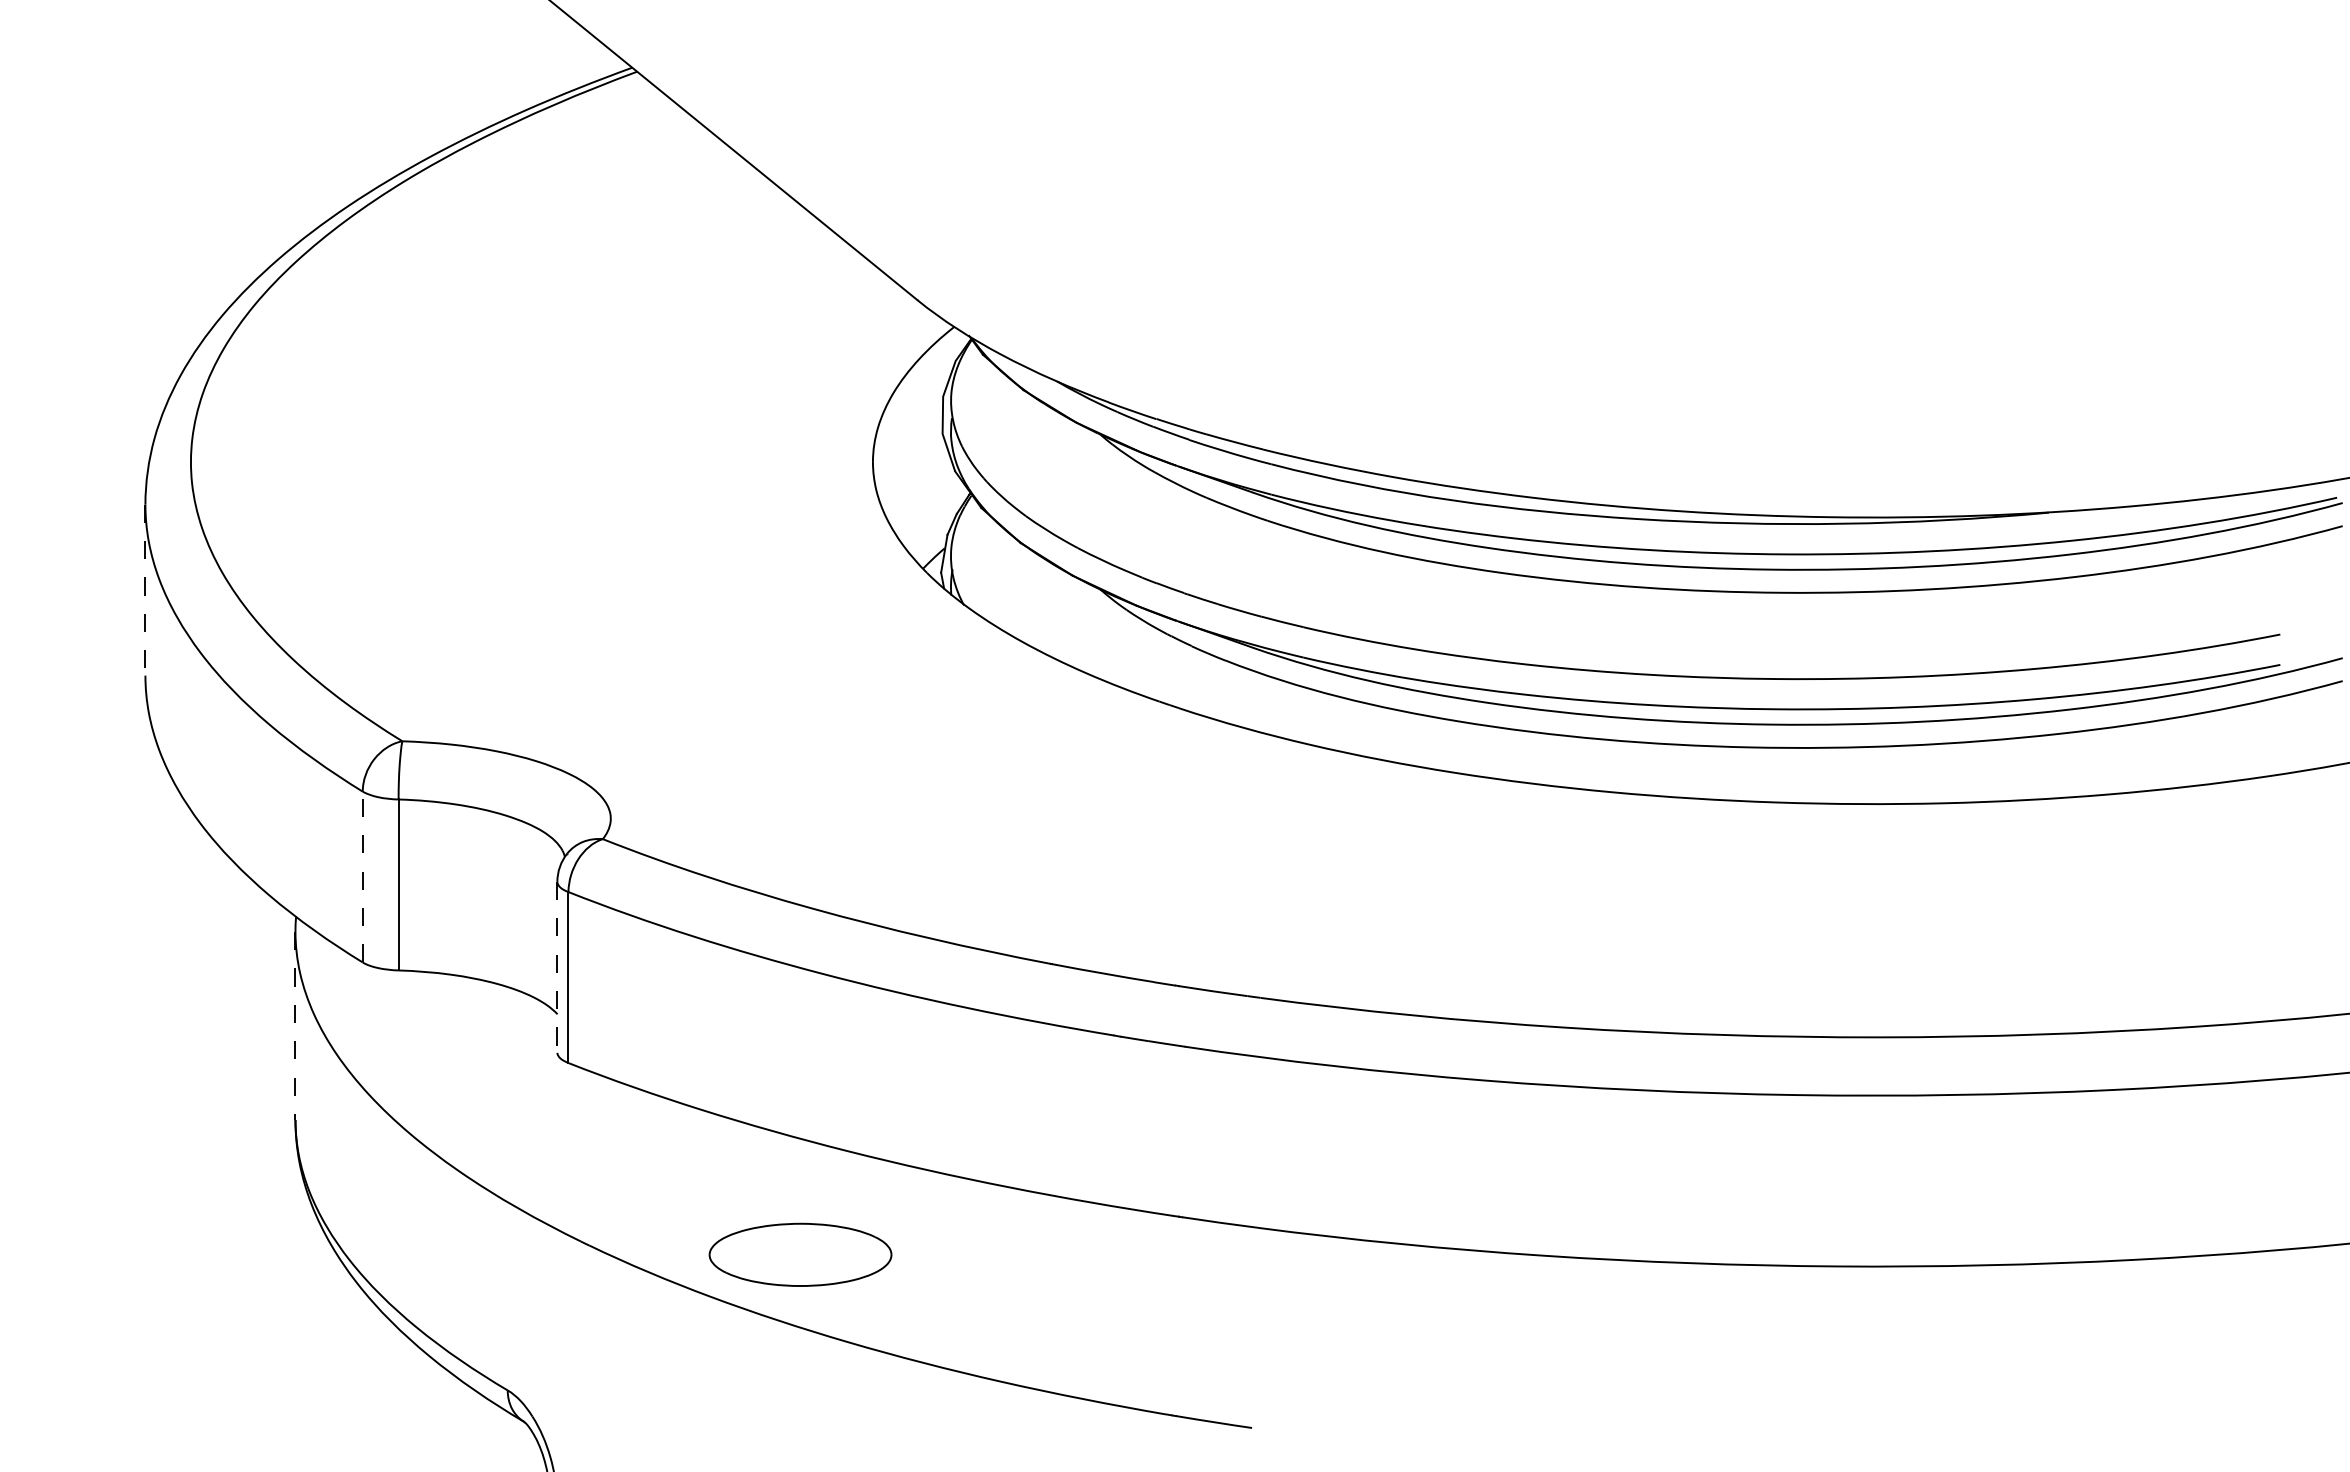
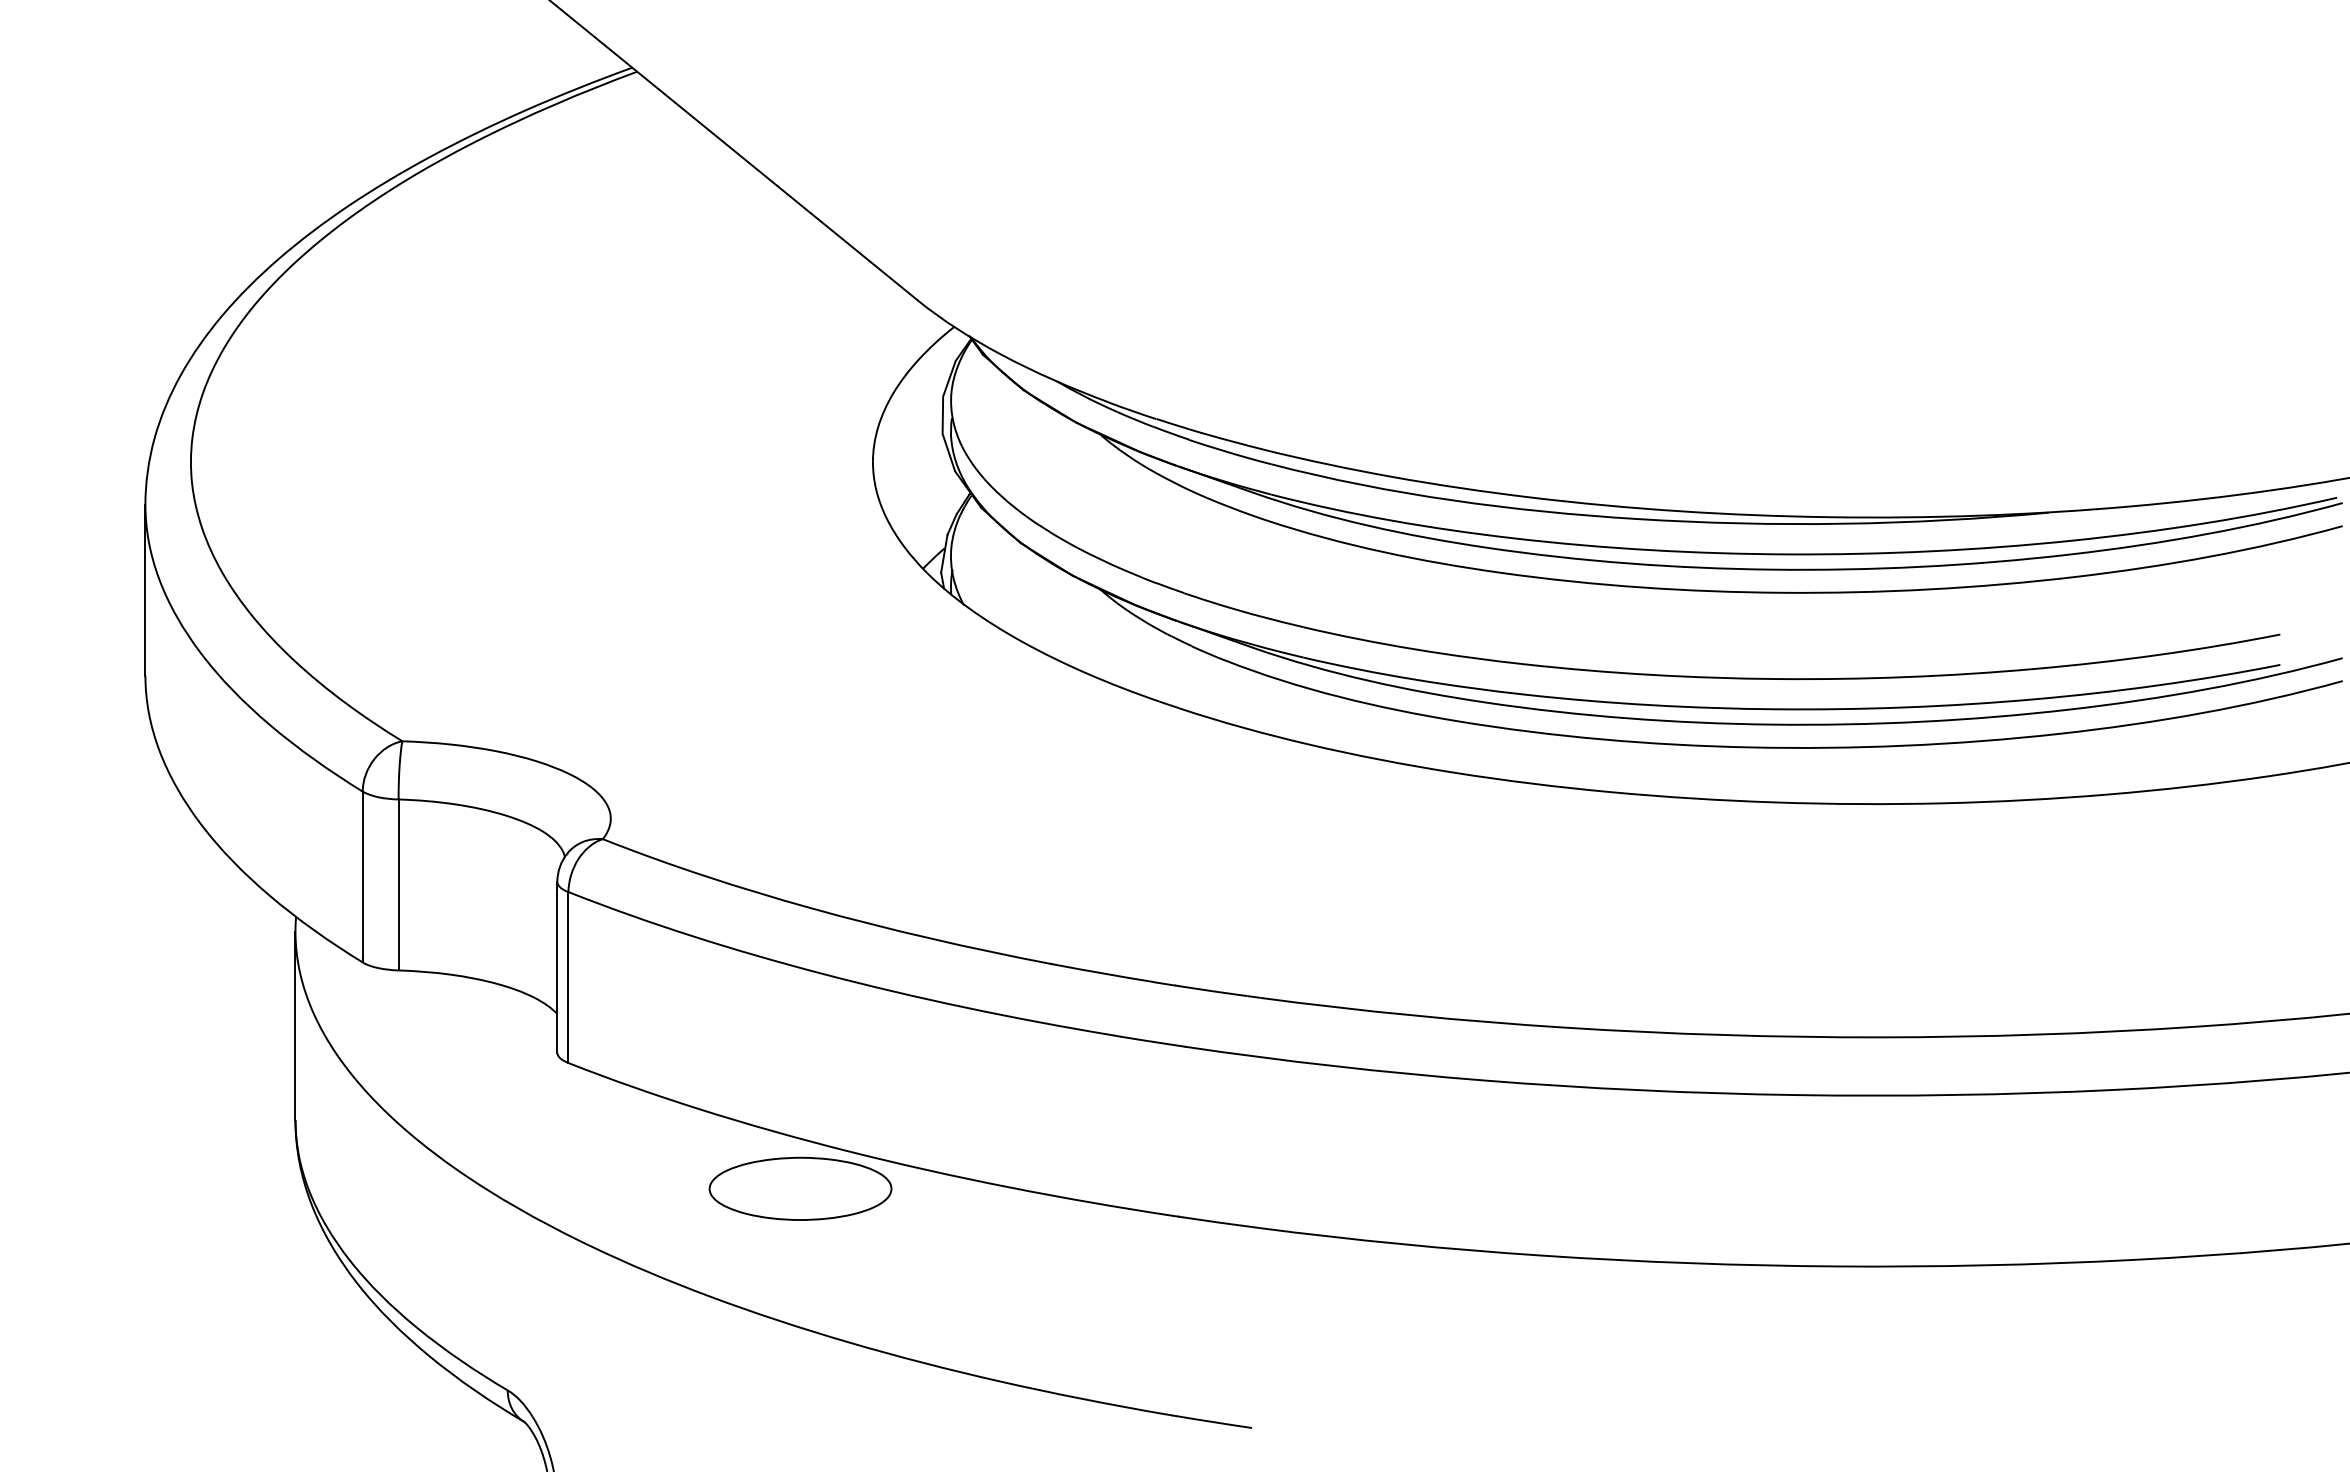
line: dashed -> solid (145, 590)
line: dashed -> solid (362, 876)
line: dashed -> solid (557, 967)
line: dashed -> solid (295, 1026)
part position: (800, 1254) -> (800, 1188) (800, 1188)
